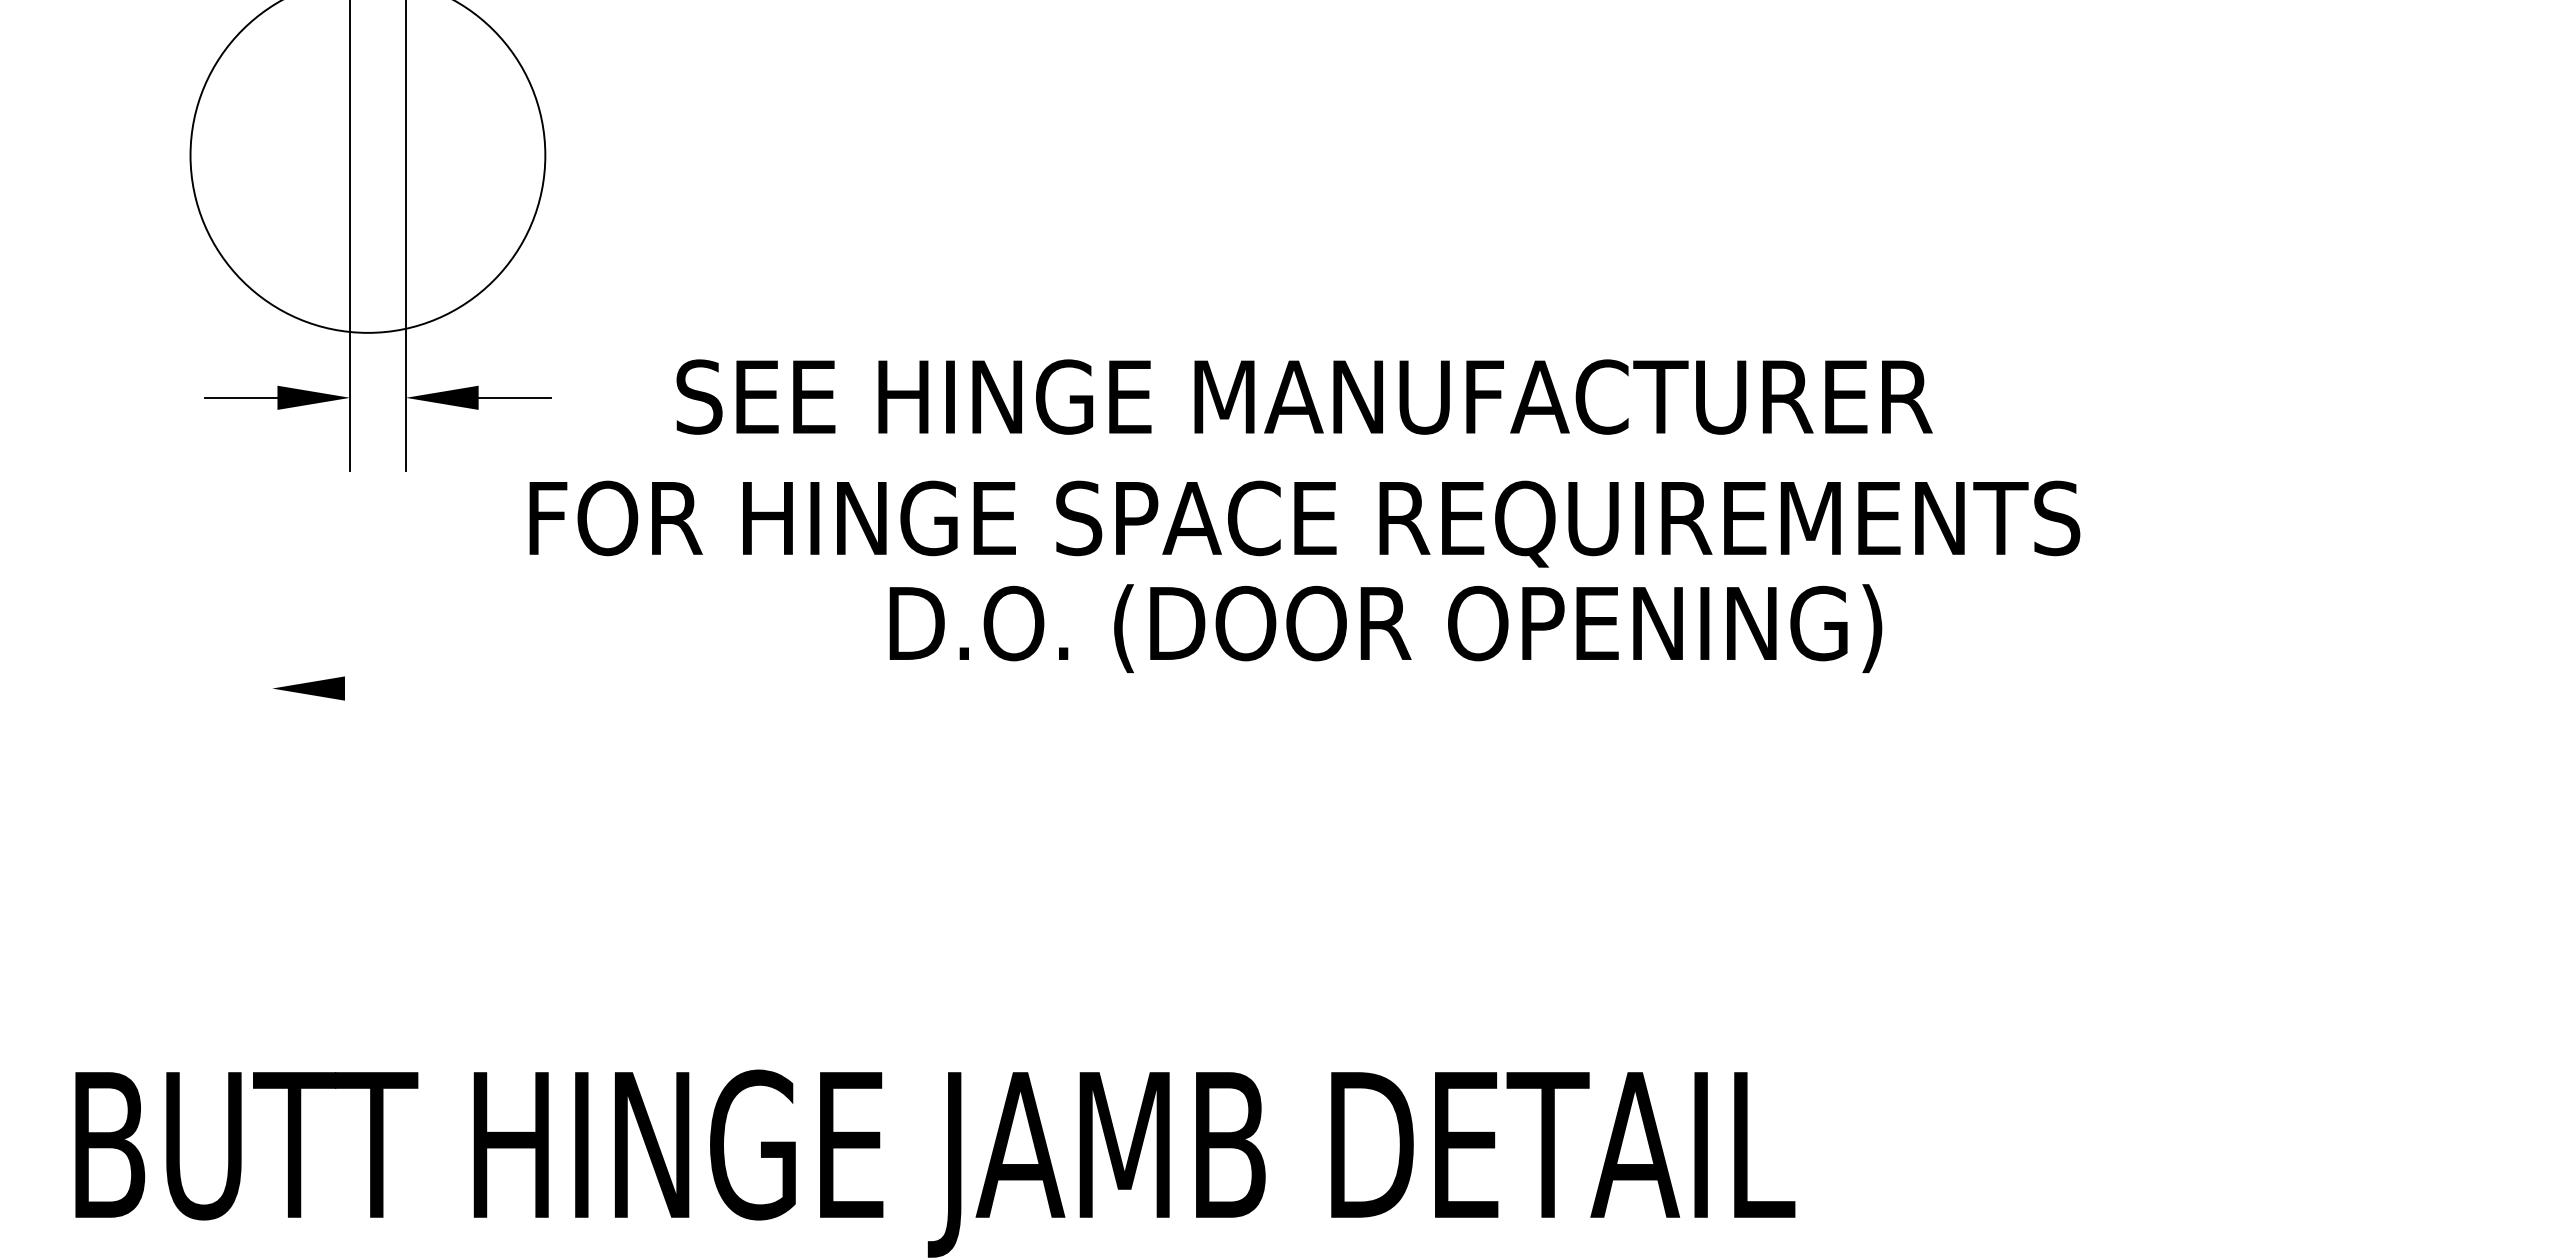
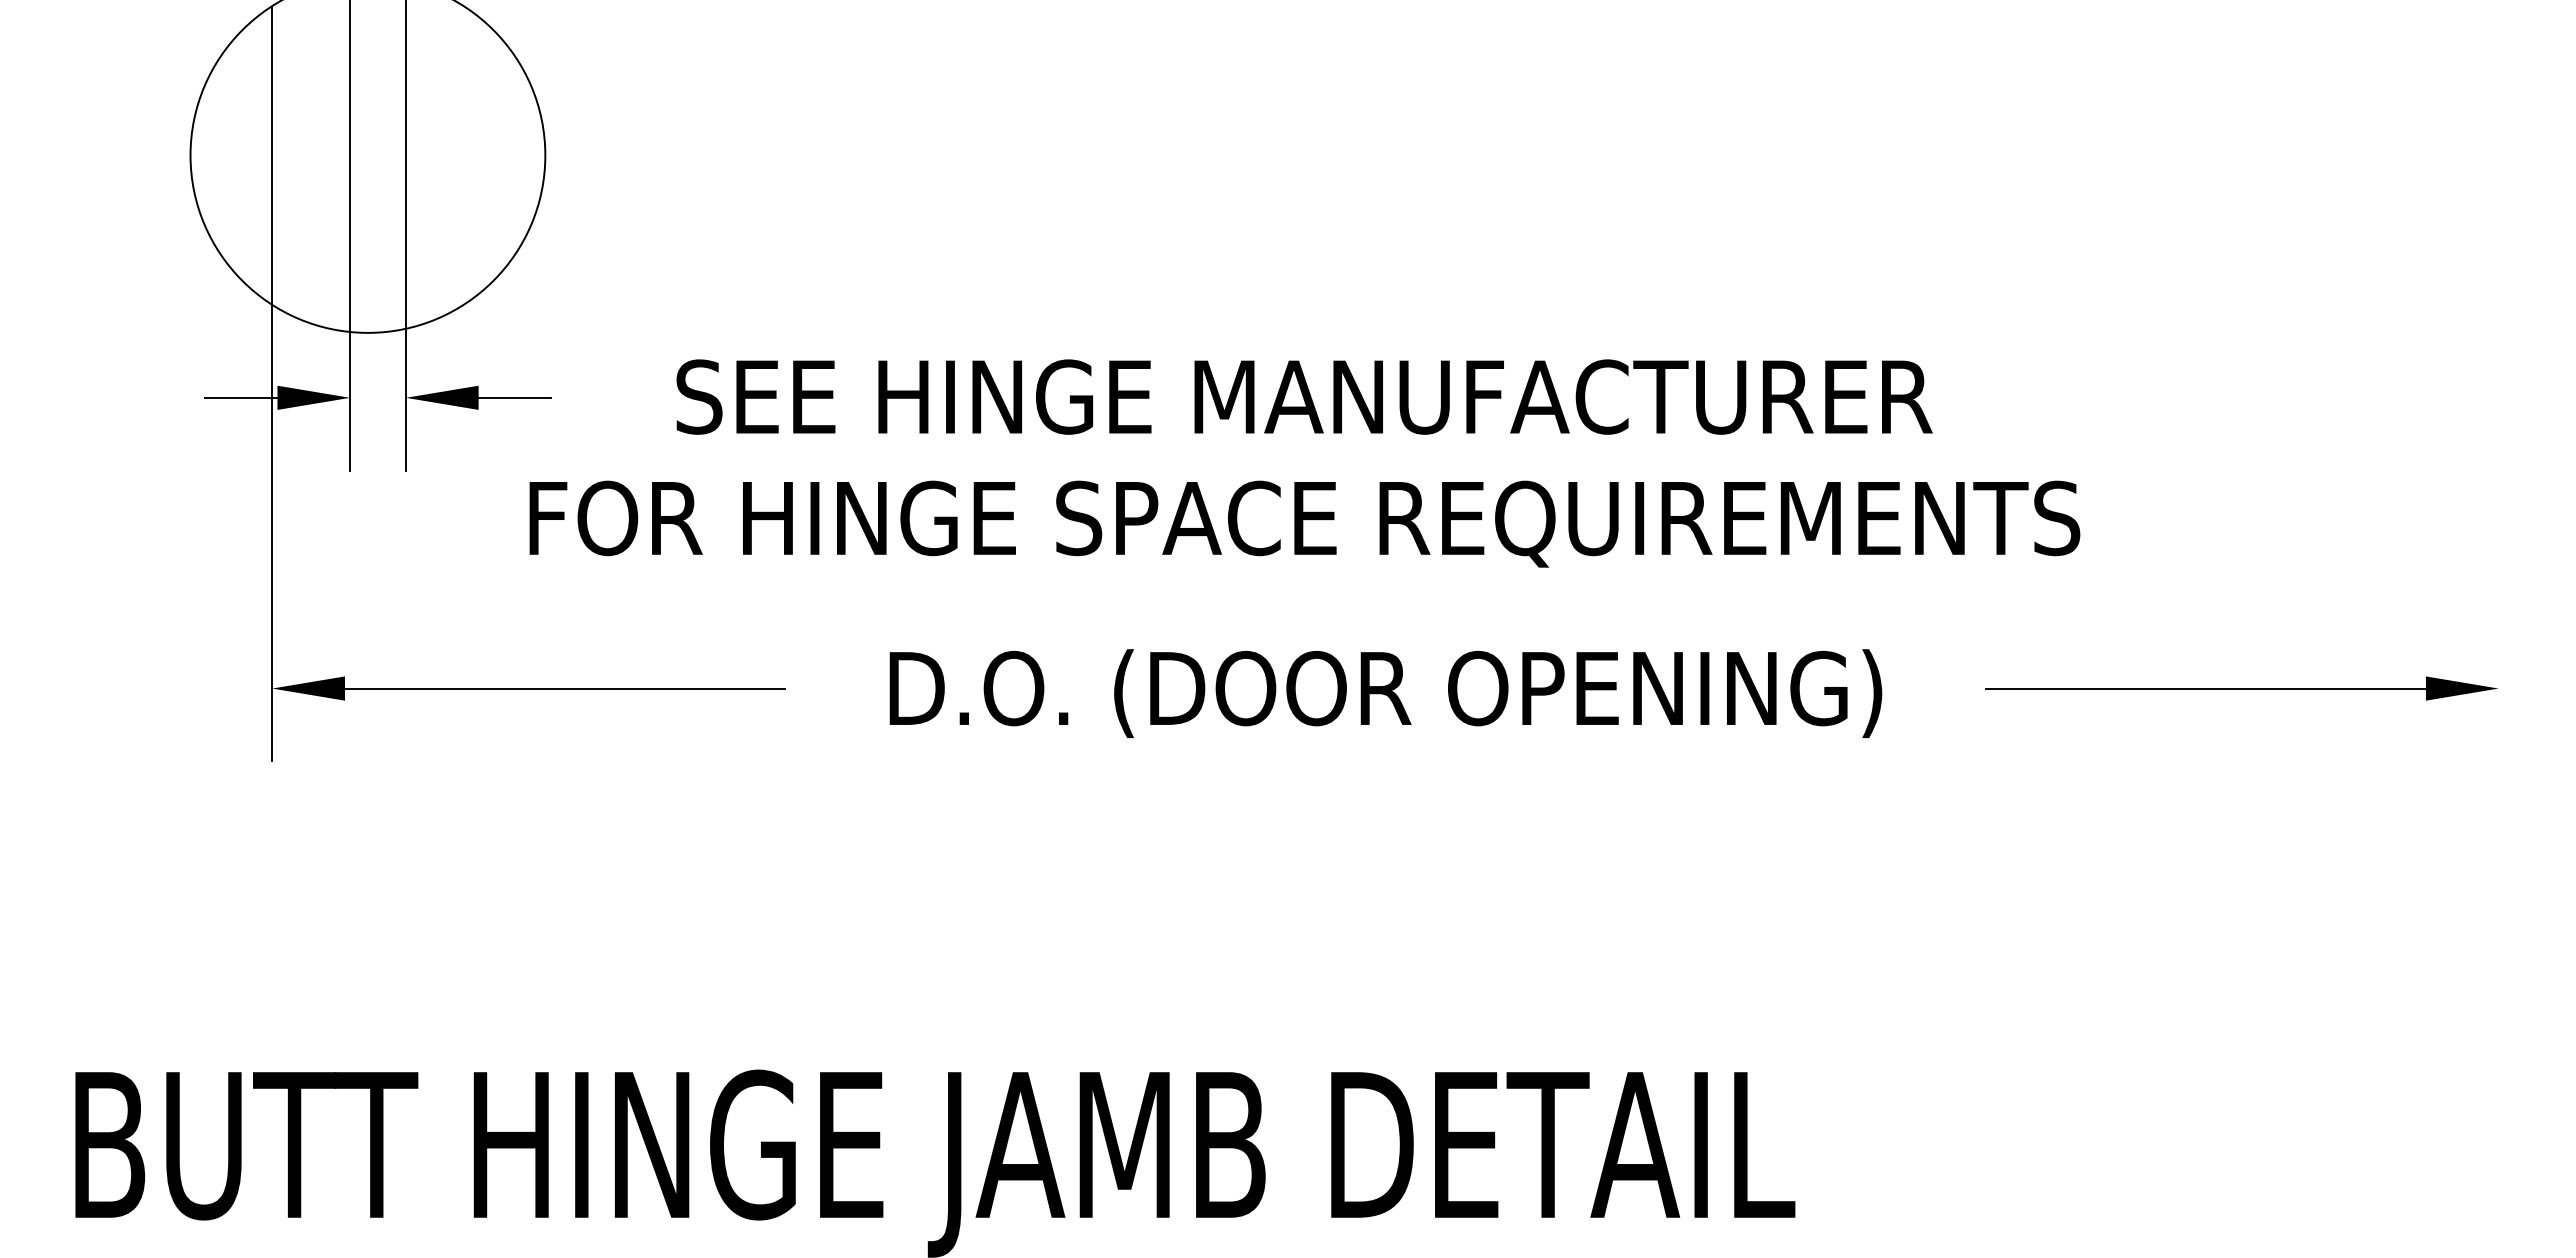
line: none -> present (272, 383)
text position: (1385, 628) -> (1385, 693) (1385, 693)
line: none -> present (565, 688)
part: none -> present (2241, 688)
